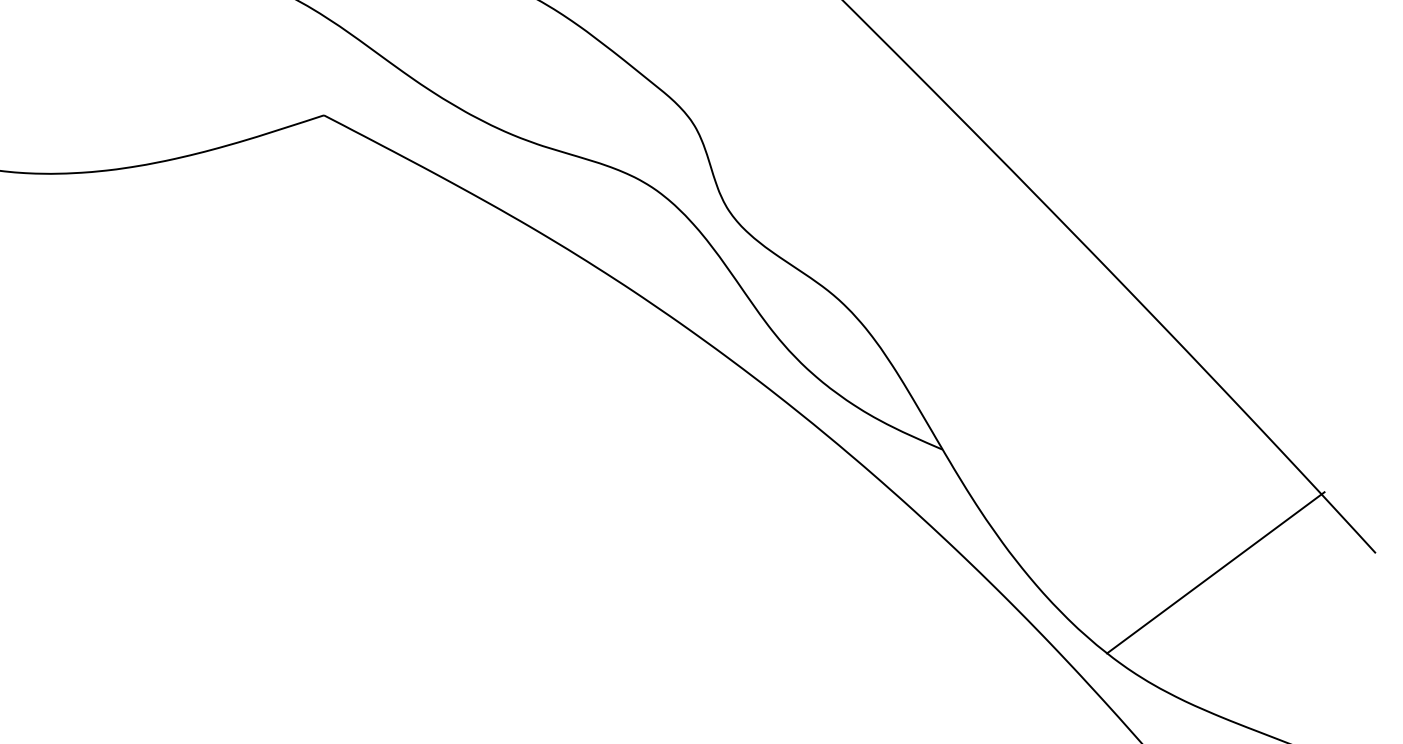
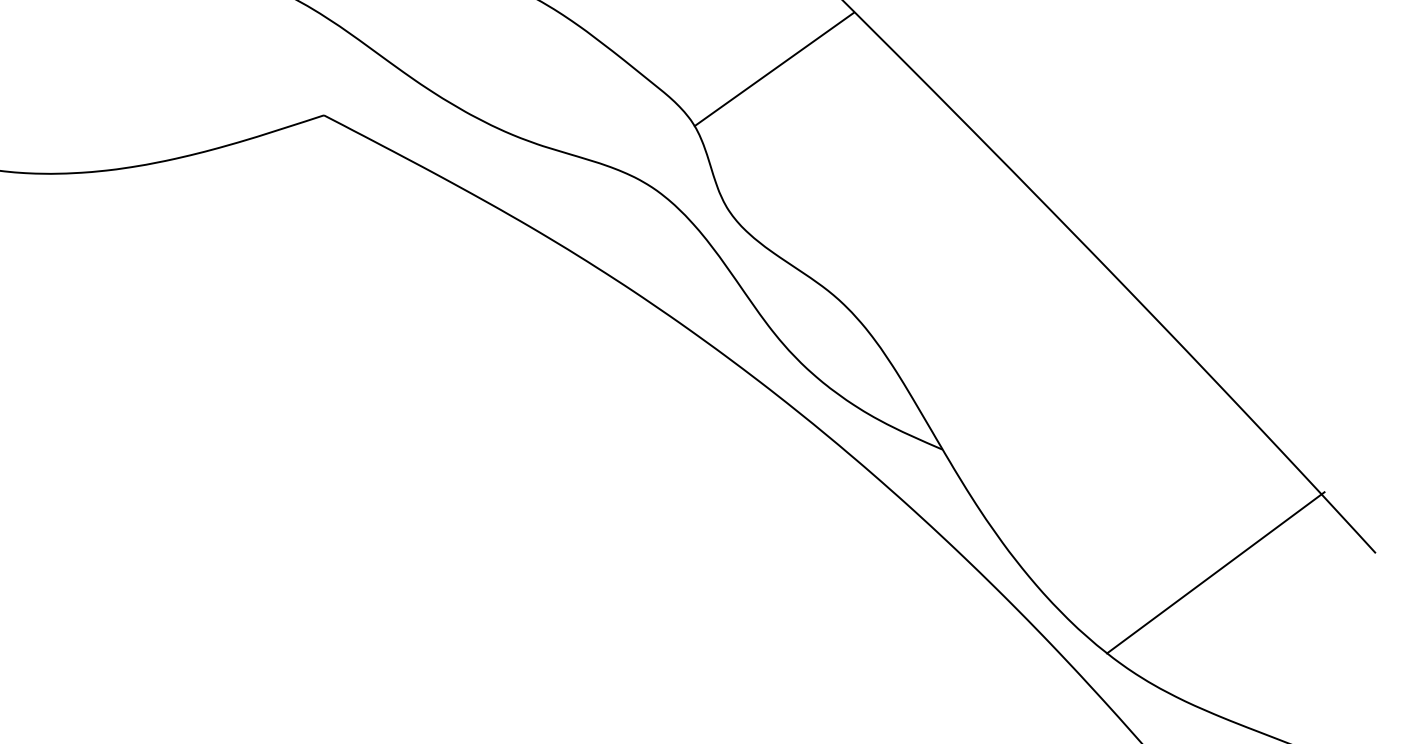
line: none -> present (773, 69)
